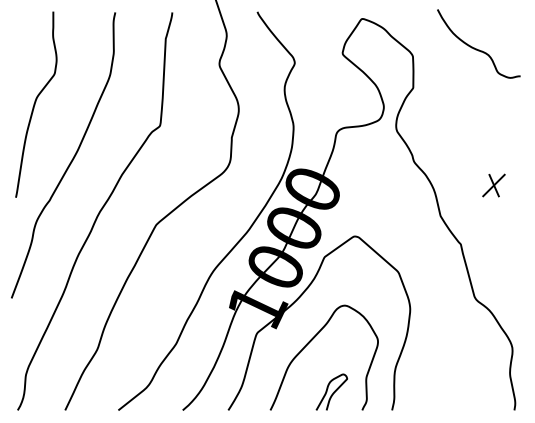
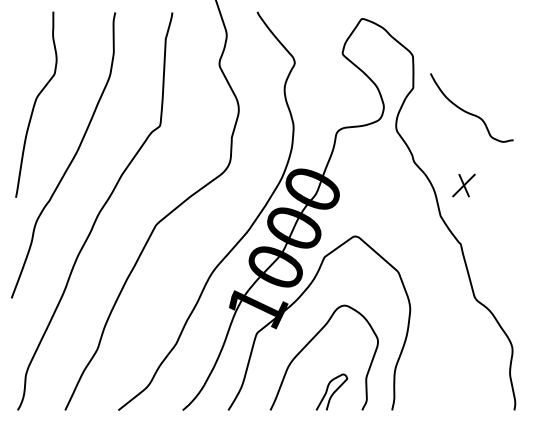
curve position: (476, 48) -> (469, 112) (469, 112)
part position: (493, 185) -> (463, 185) (463, 185)
